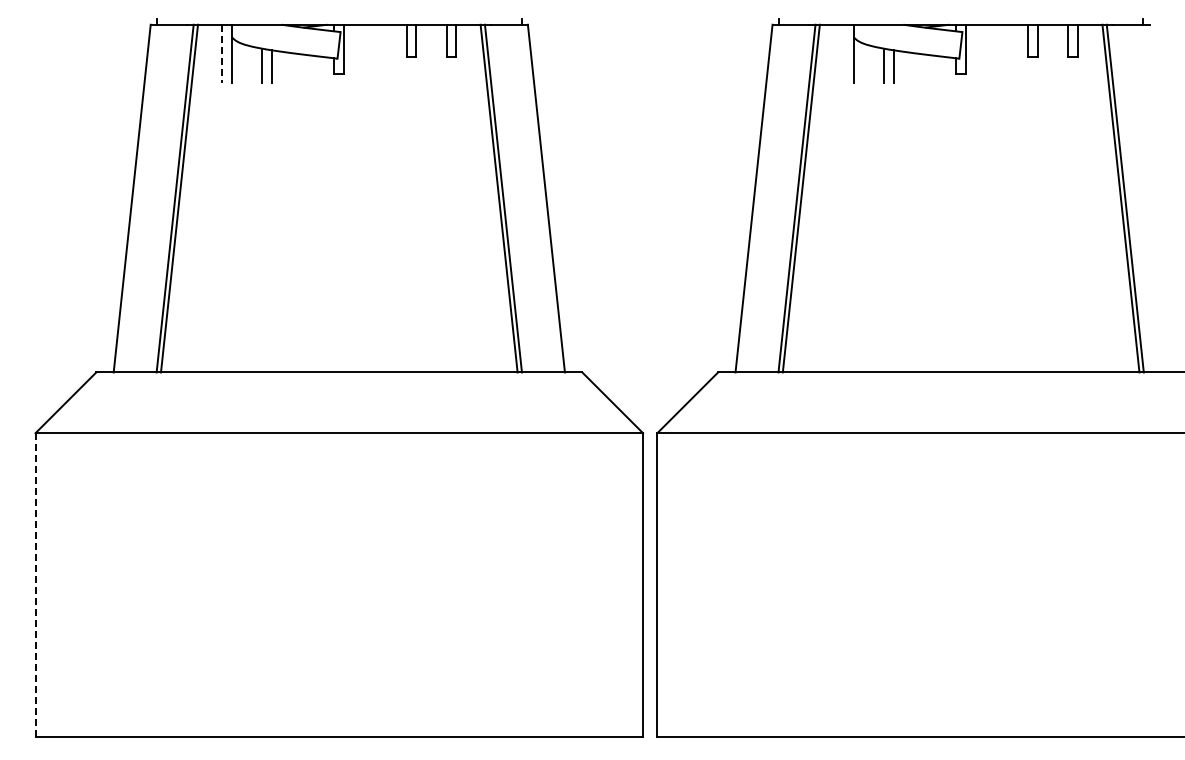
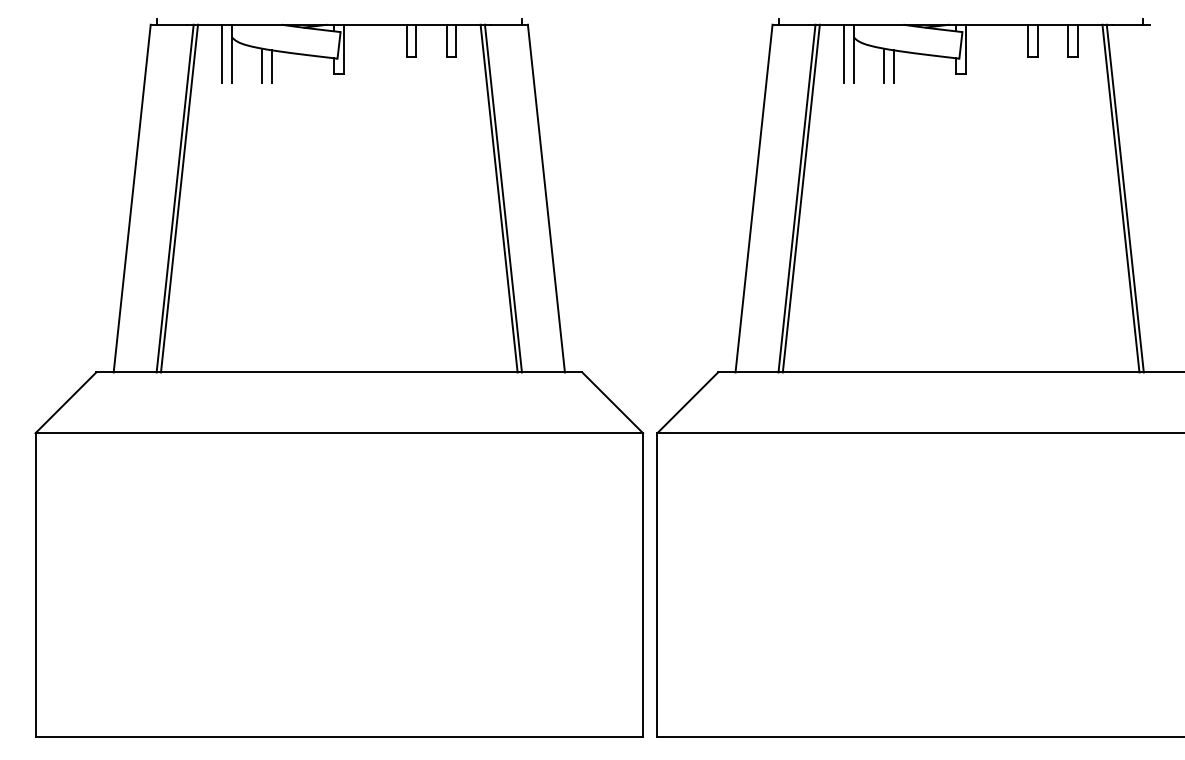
line: dashed -> solid (222, 53)
line: none -> present (844, 53)
line: dashed -> solid (35, 585)
